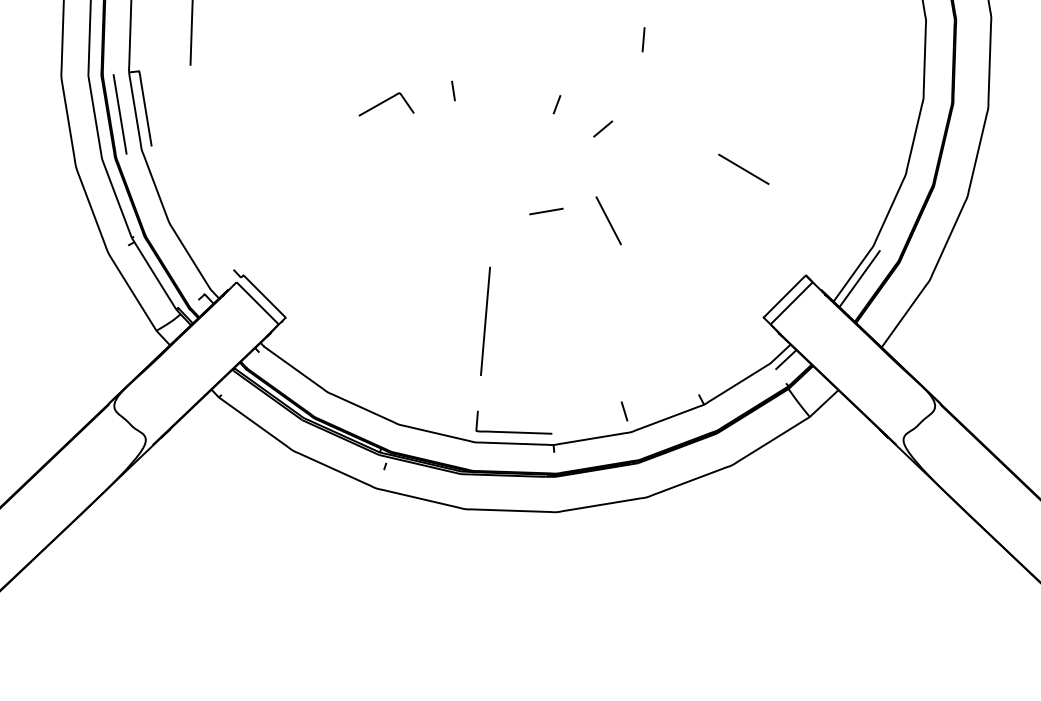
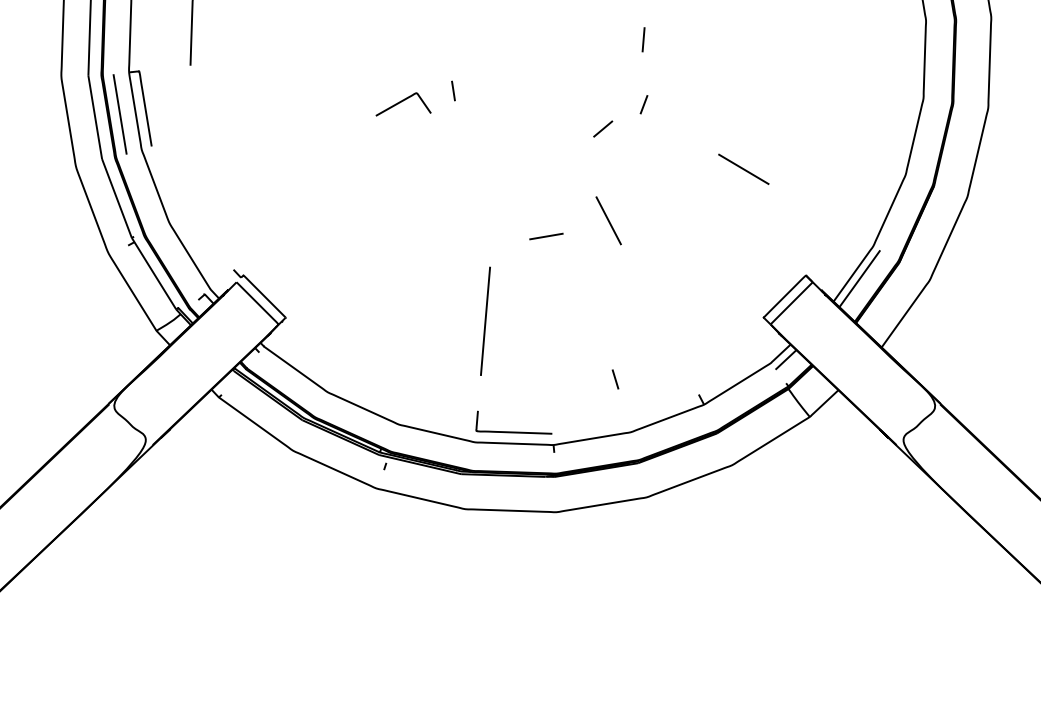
curve position: (384, 102) -> (401, 102) (401, 102)
line position: (556, 104) -> (643, 104) (643, 104)
line position: (546, 211) -> (546, 236) (546, 236)
line position: (624, 411) -> (615, 379) (615, 379)
